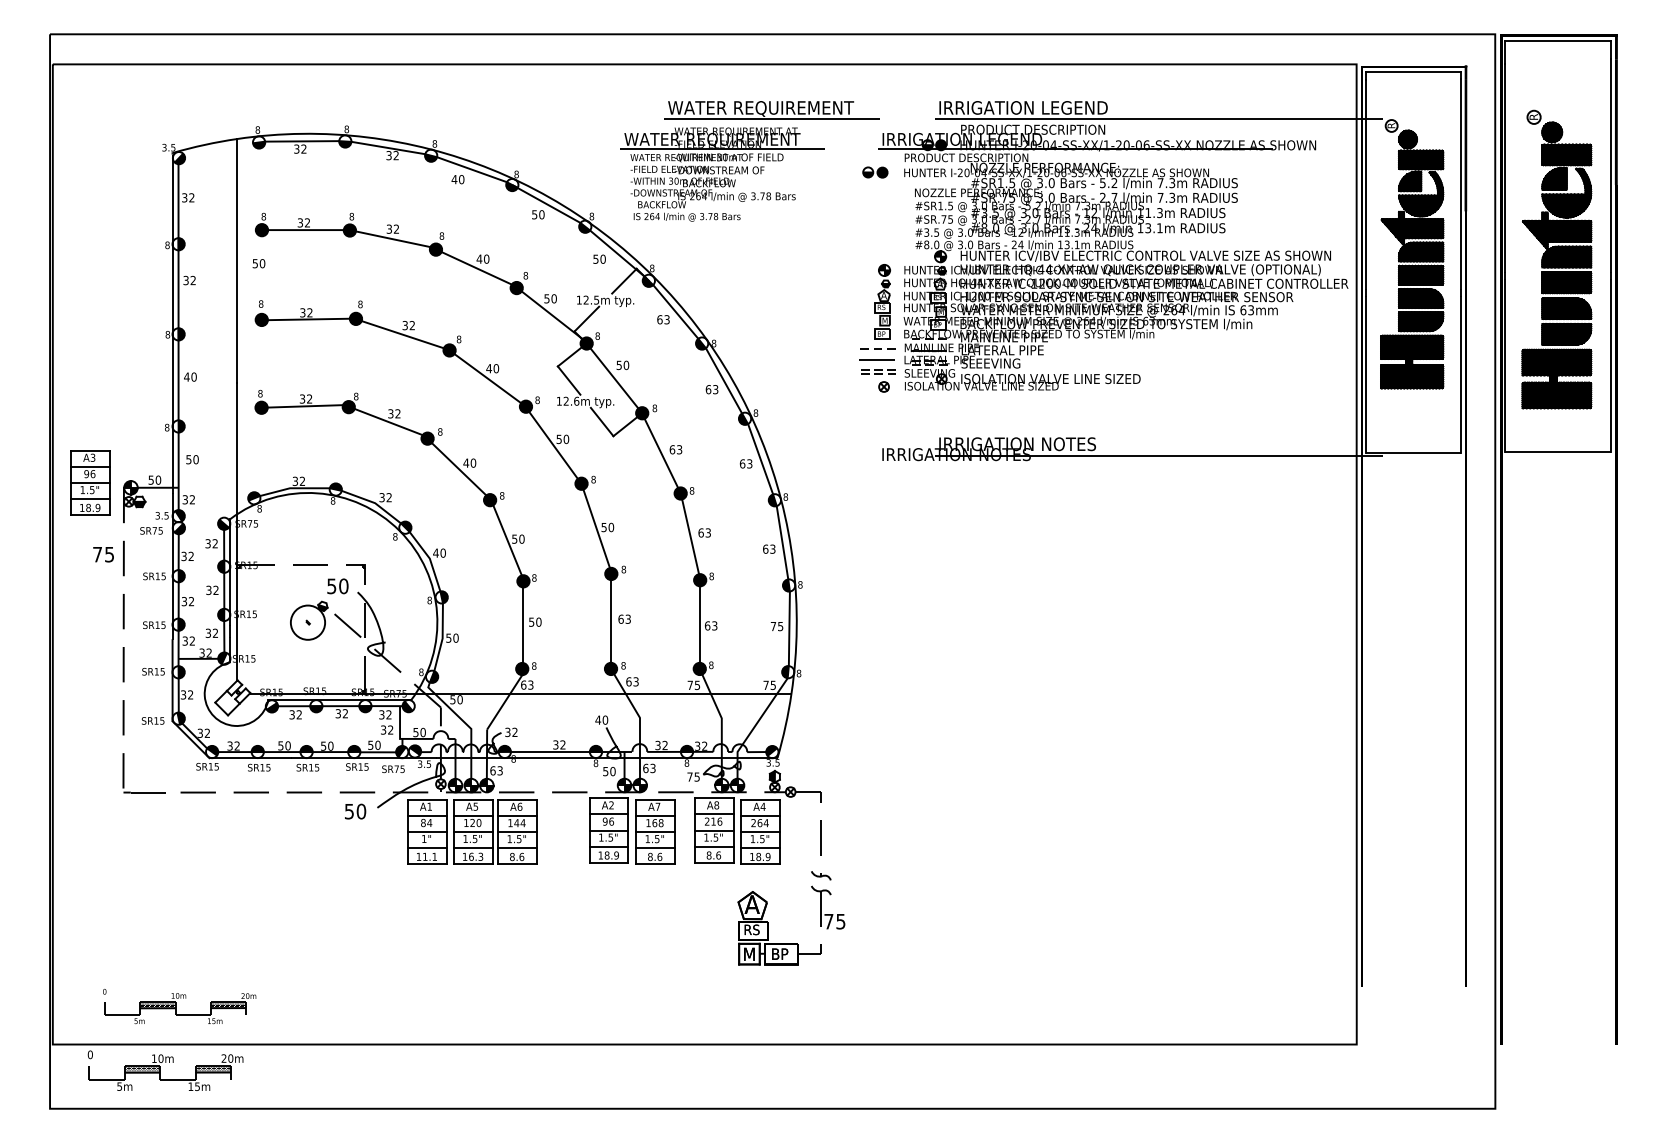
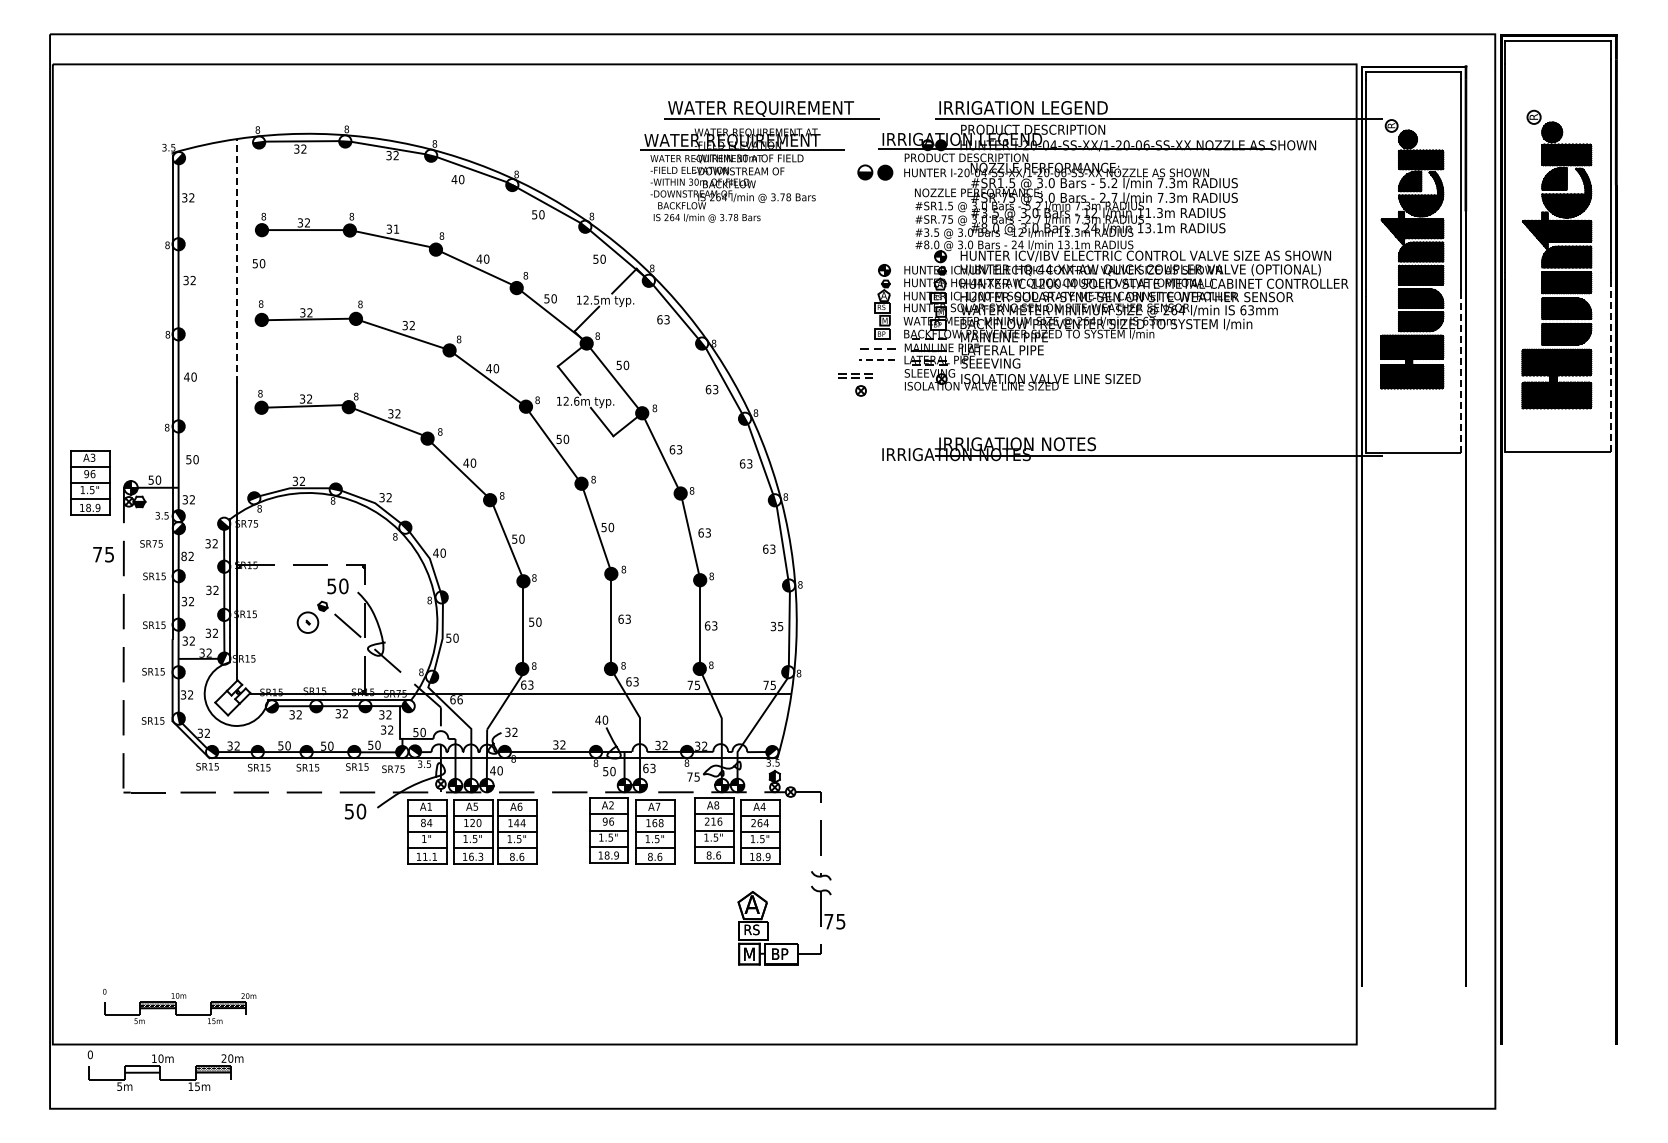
part size: 27x13 px -> 37x17 px (875, 172)
part position: (722, 174) -> (742, 175) (742, 175)
text: 32 -> 31 (395, 228)
line: solid -> dashed (236, 261)
line: solid -> dashed (876, 360)
line: solid -> dashed (1611, 365)
line: solid -> dashed (1461, 374)
part position: (878, 380) -> (855, 384) (855, 384)
text position: (151, 530) -> (151, 543) (151, 543)
text: 32 -> 82 (183, 556)
circle diameter: 34 px -> 21 px (307, 622)
text: 75 -> 35 (773, 626)
text: 50 -> 66 (456, 699)
text: 63 -> 40 (496, 770)
hatch: present -> none (142, 1069)
